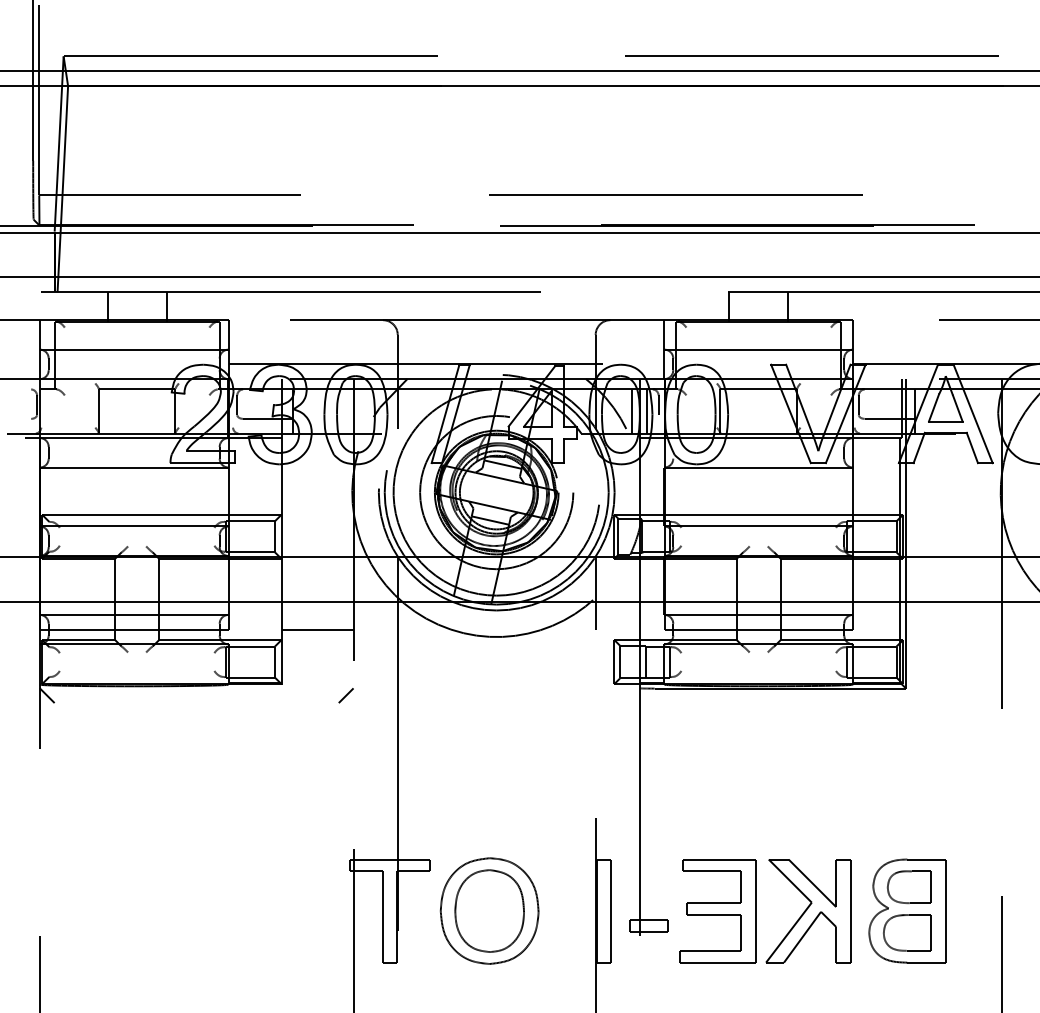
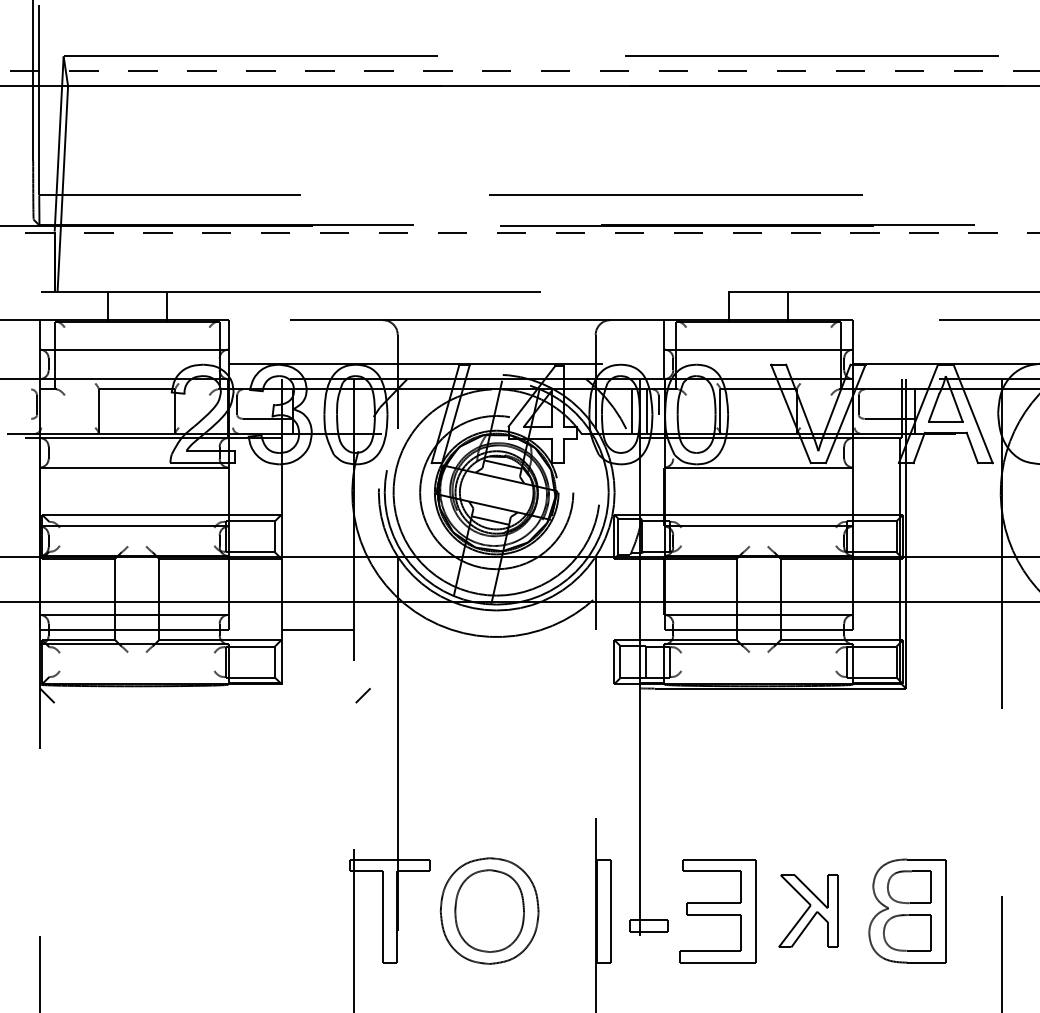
line: solid -> dashed (519, 71)
line: solid -> dashed (520, 233)
line: present -> none (519, 277)
line position: (345, 695) -> (362, 695) (362, 695)
part size: 87x105 px -> 61x74 px (808, 910)
